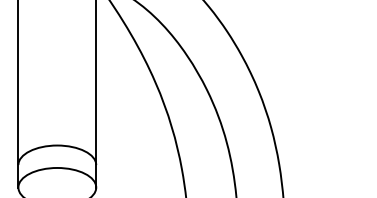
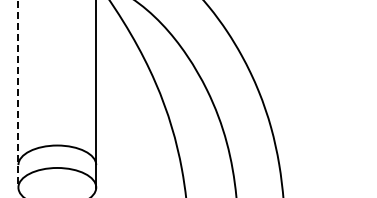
line: solid -> dashed (18, 94)
